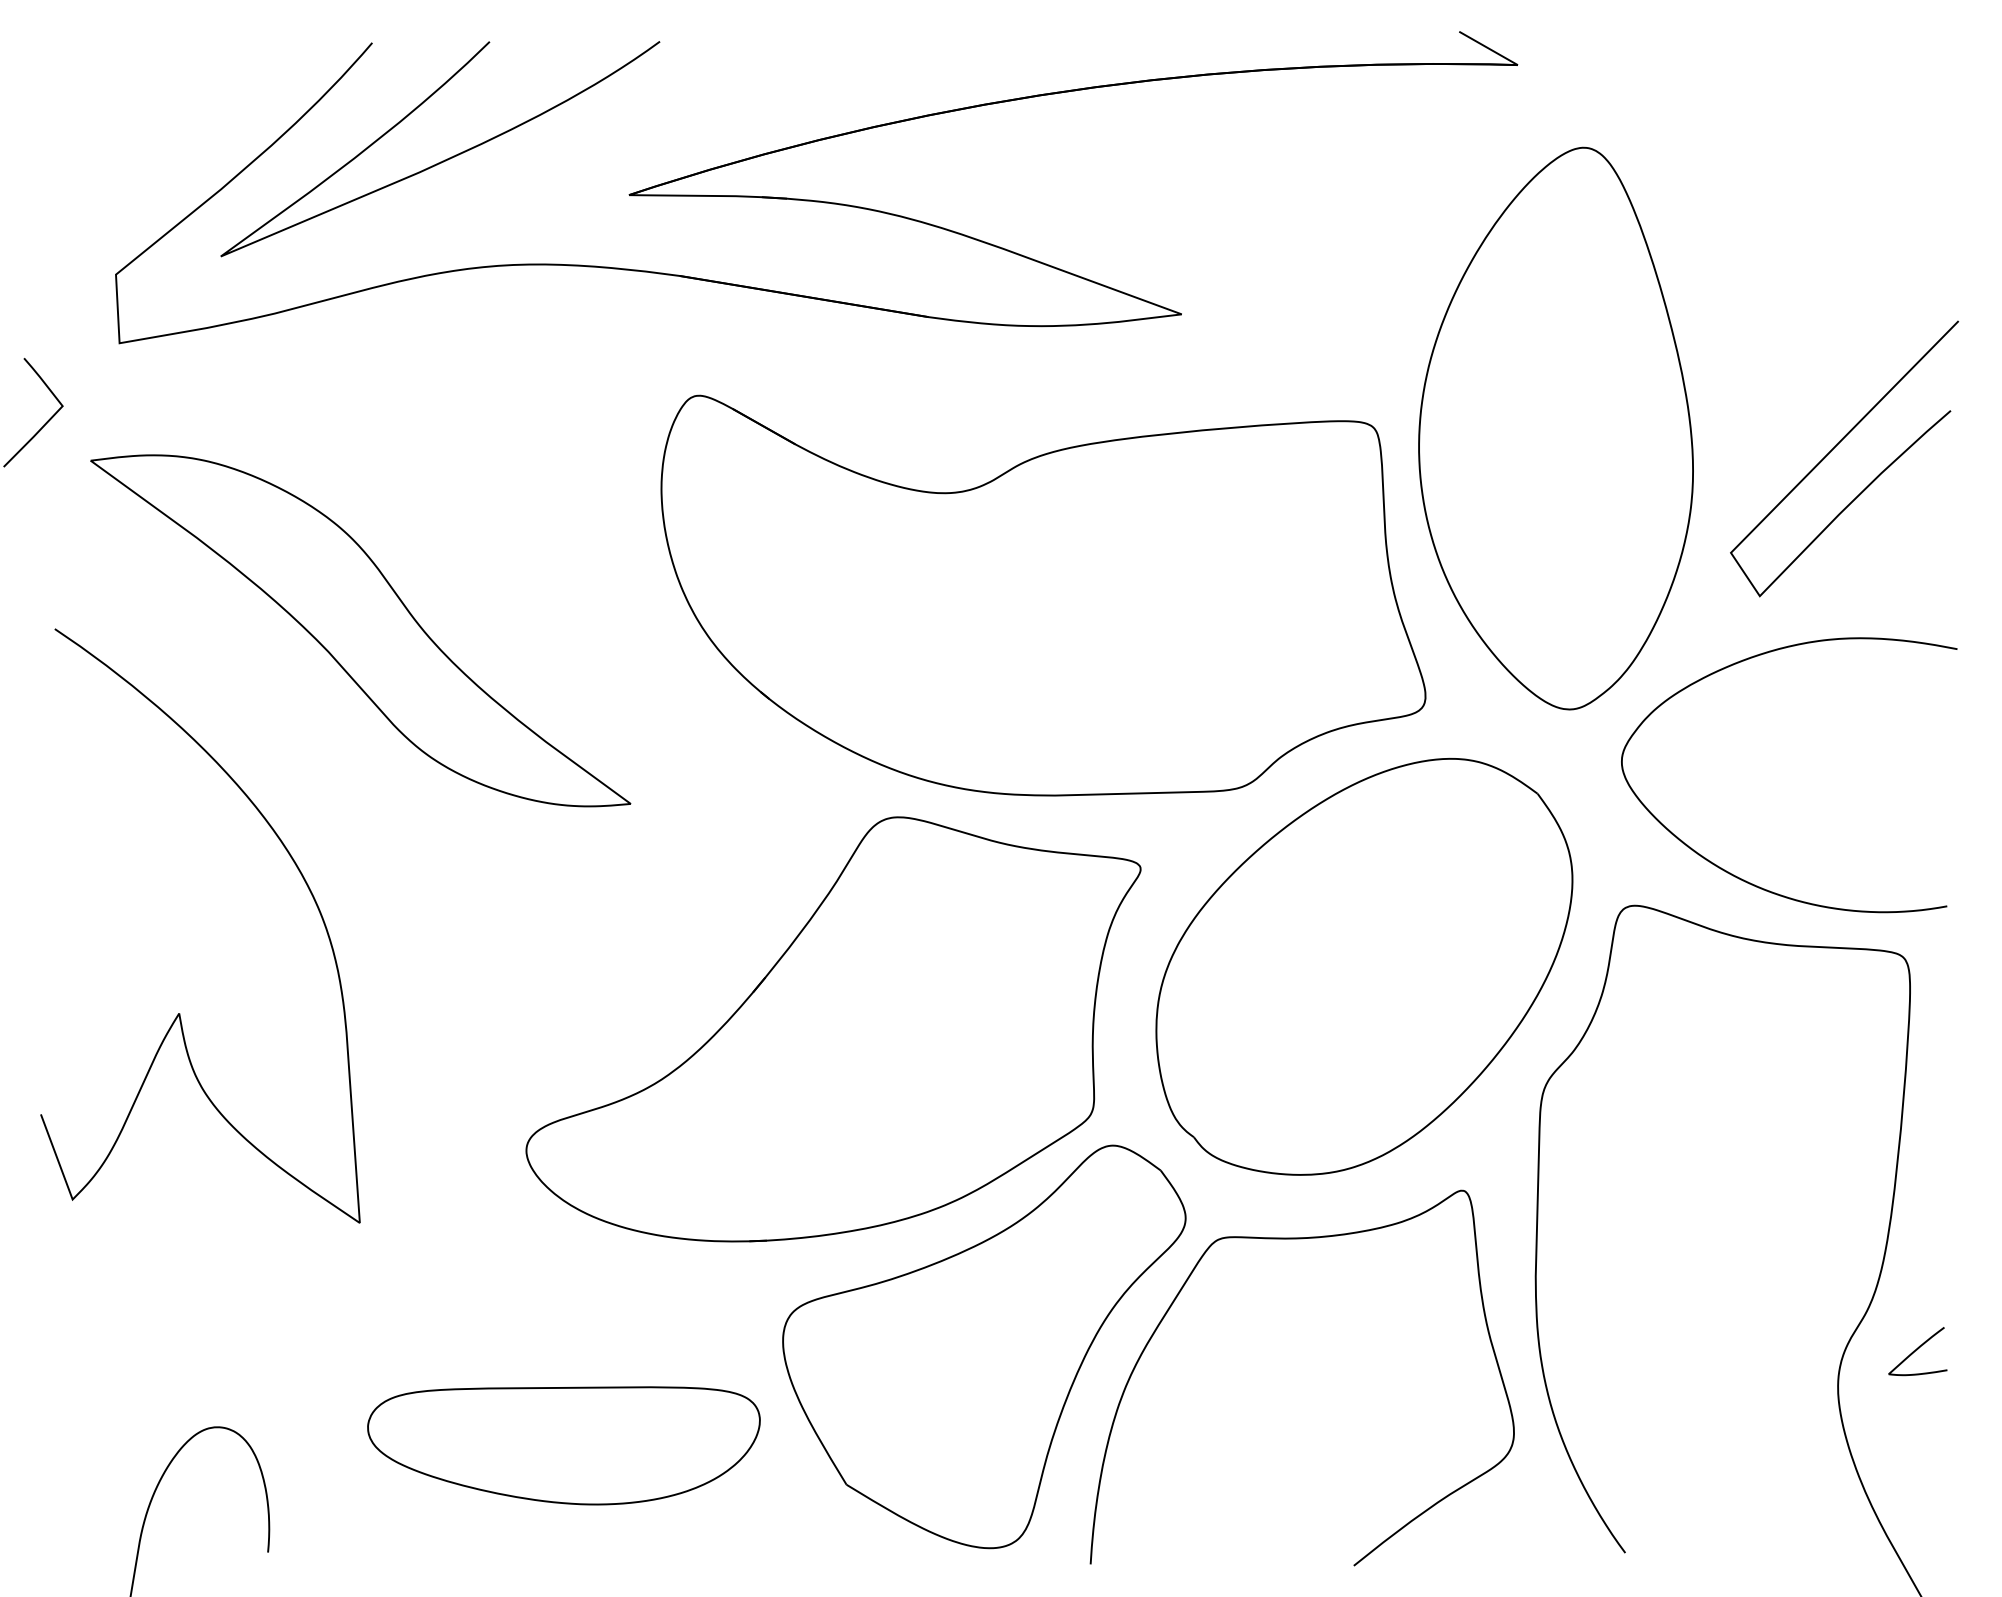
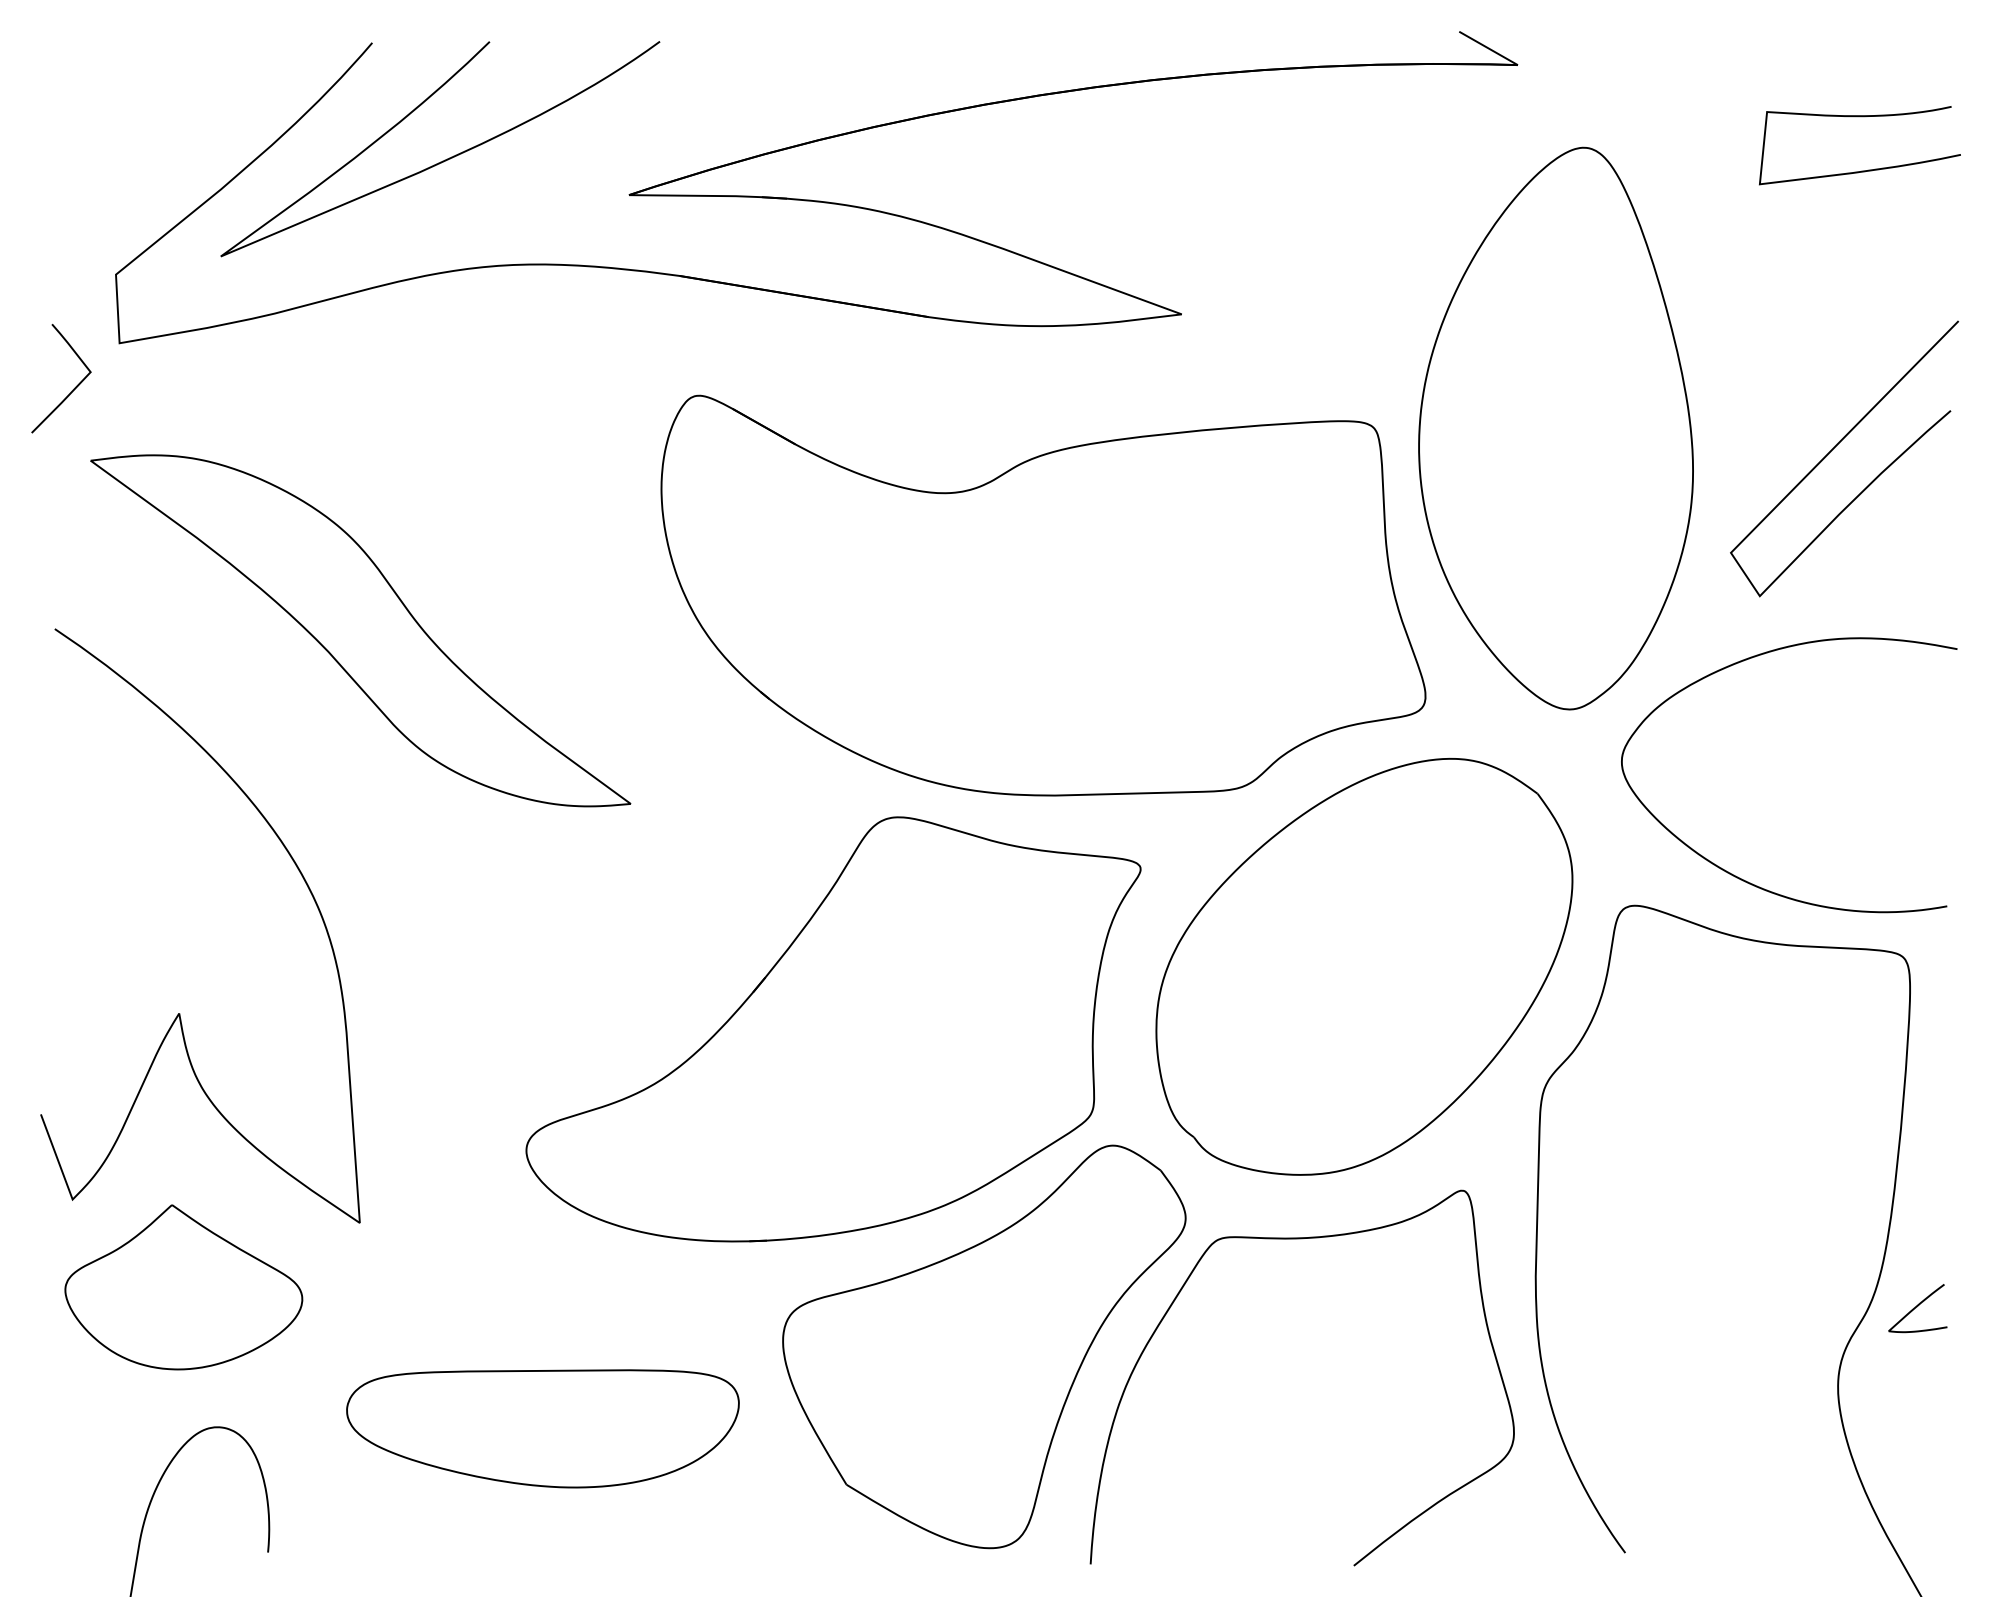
curve: none -> present (1861, 170)
curve position: (44, 423) -> (72, 389) (72, 389)
part: none -> present (183, 1287)
curve position: (1917, 1350) -> (1917, 1307) (1917, 1307)
part position: (563, 1445) -> (542, 1428) (542, 1428)
